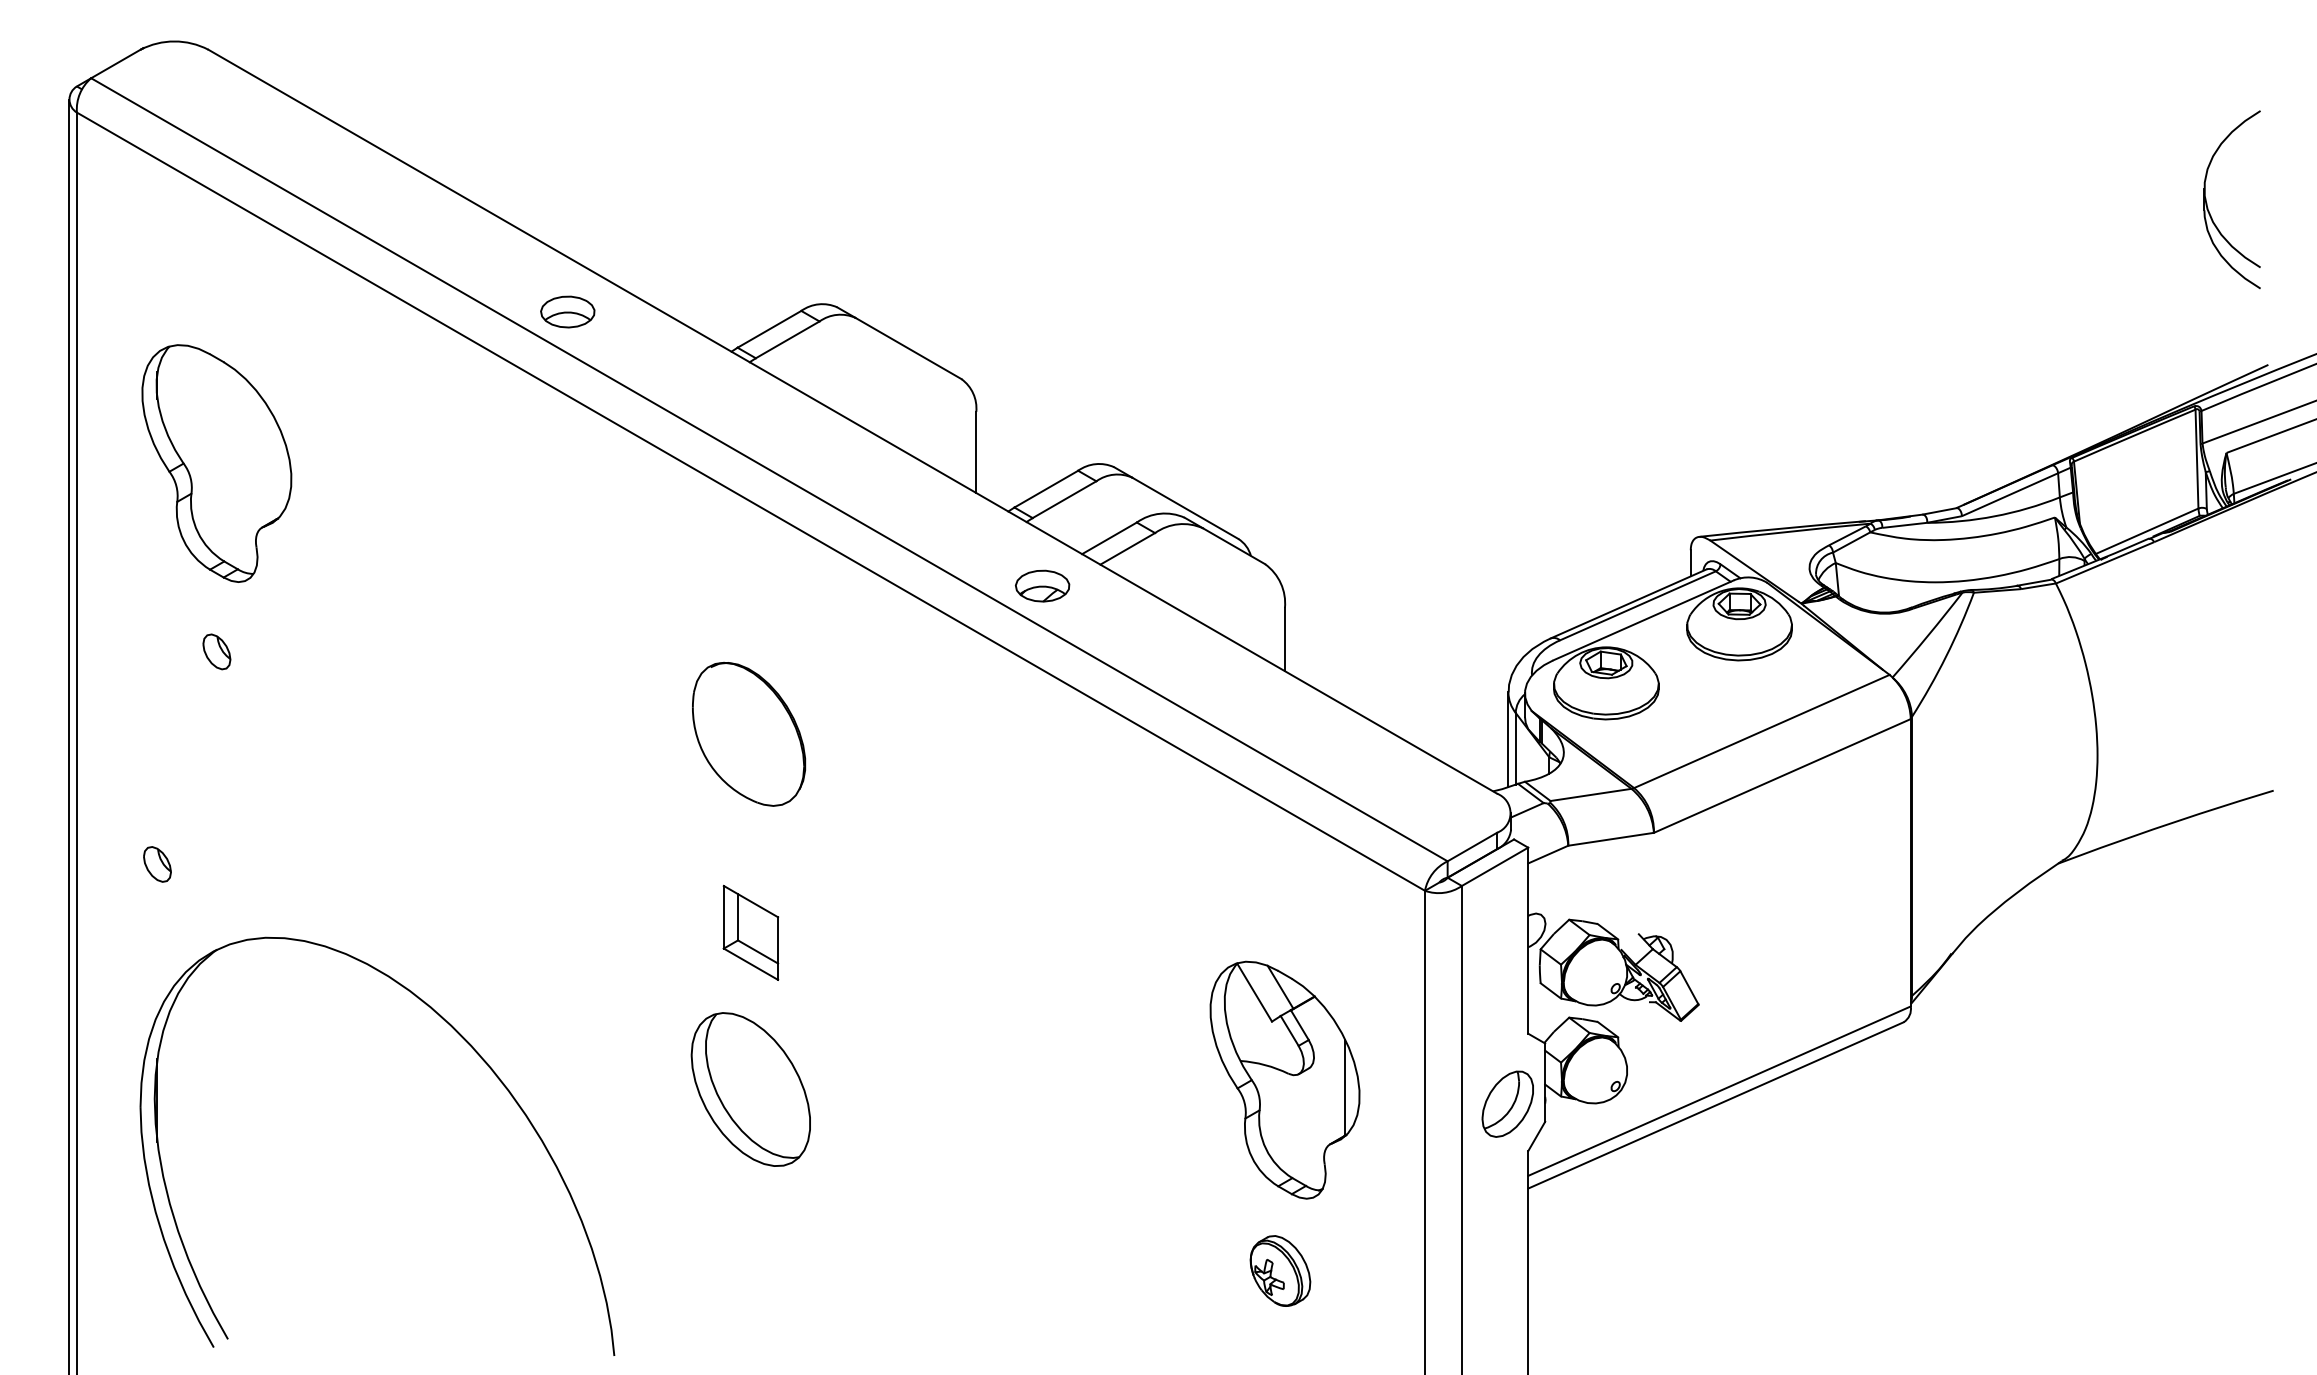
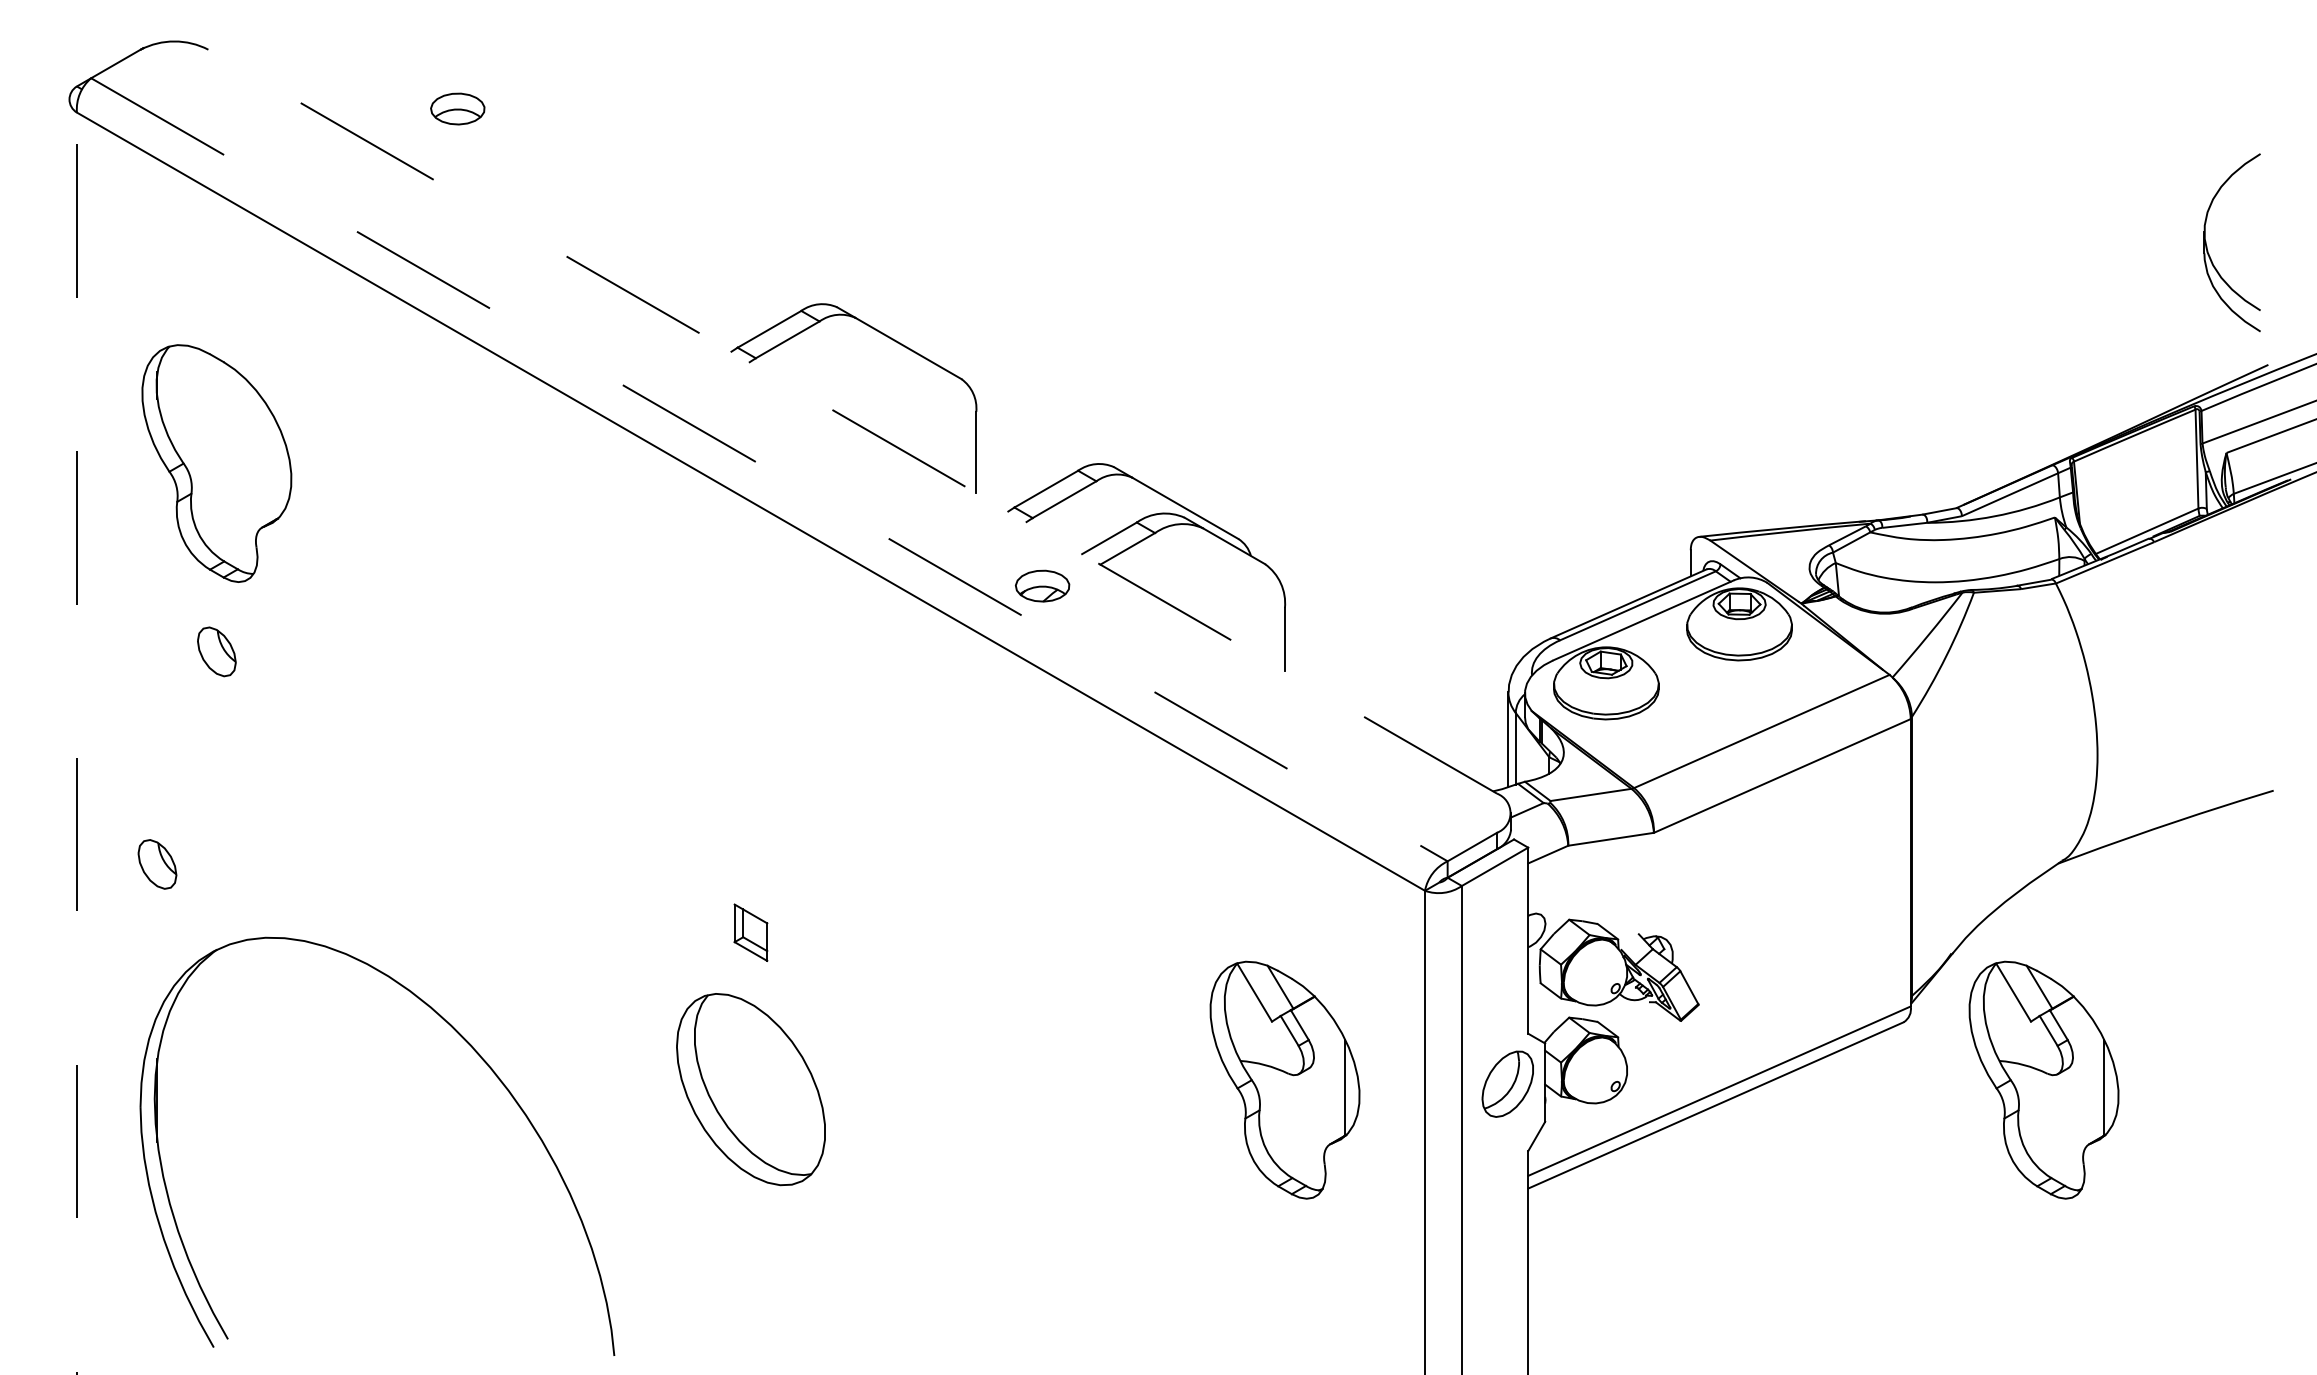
part position: (2207, 203) -> (2207, 246) (2207, 246)
part position: (567, 311) -> (457, 108) (457, 108)
line: solid -> dashed (852, 421)
line: solid -> dashed (769, 470)
part size: 30x38 px -> 40x52 px (216, 651)
part: present -> none (749, 733)
line: present -> none (69, 735)
line: solid -> dashed (76, 743)
part size: 29x37 px -> 41x51 px (157, 864)
part size: 58x97 px -> 36x59 px (750, 932)
part: none -> present (2043, 1079)
part size: 121x155 px -> 150x194 px (750, 1089)
part position: (1507, 1103) -> (1507, 1083) (1507, 1083)
part: present -> none (1280, 1270)
